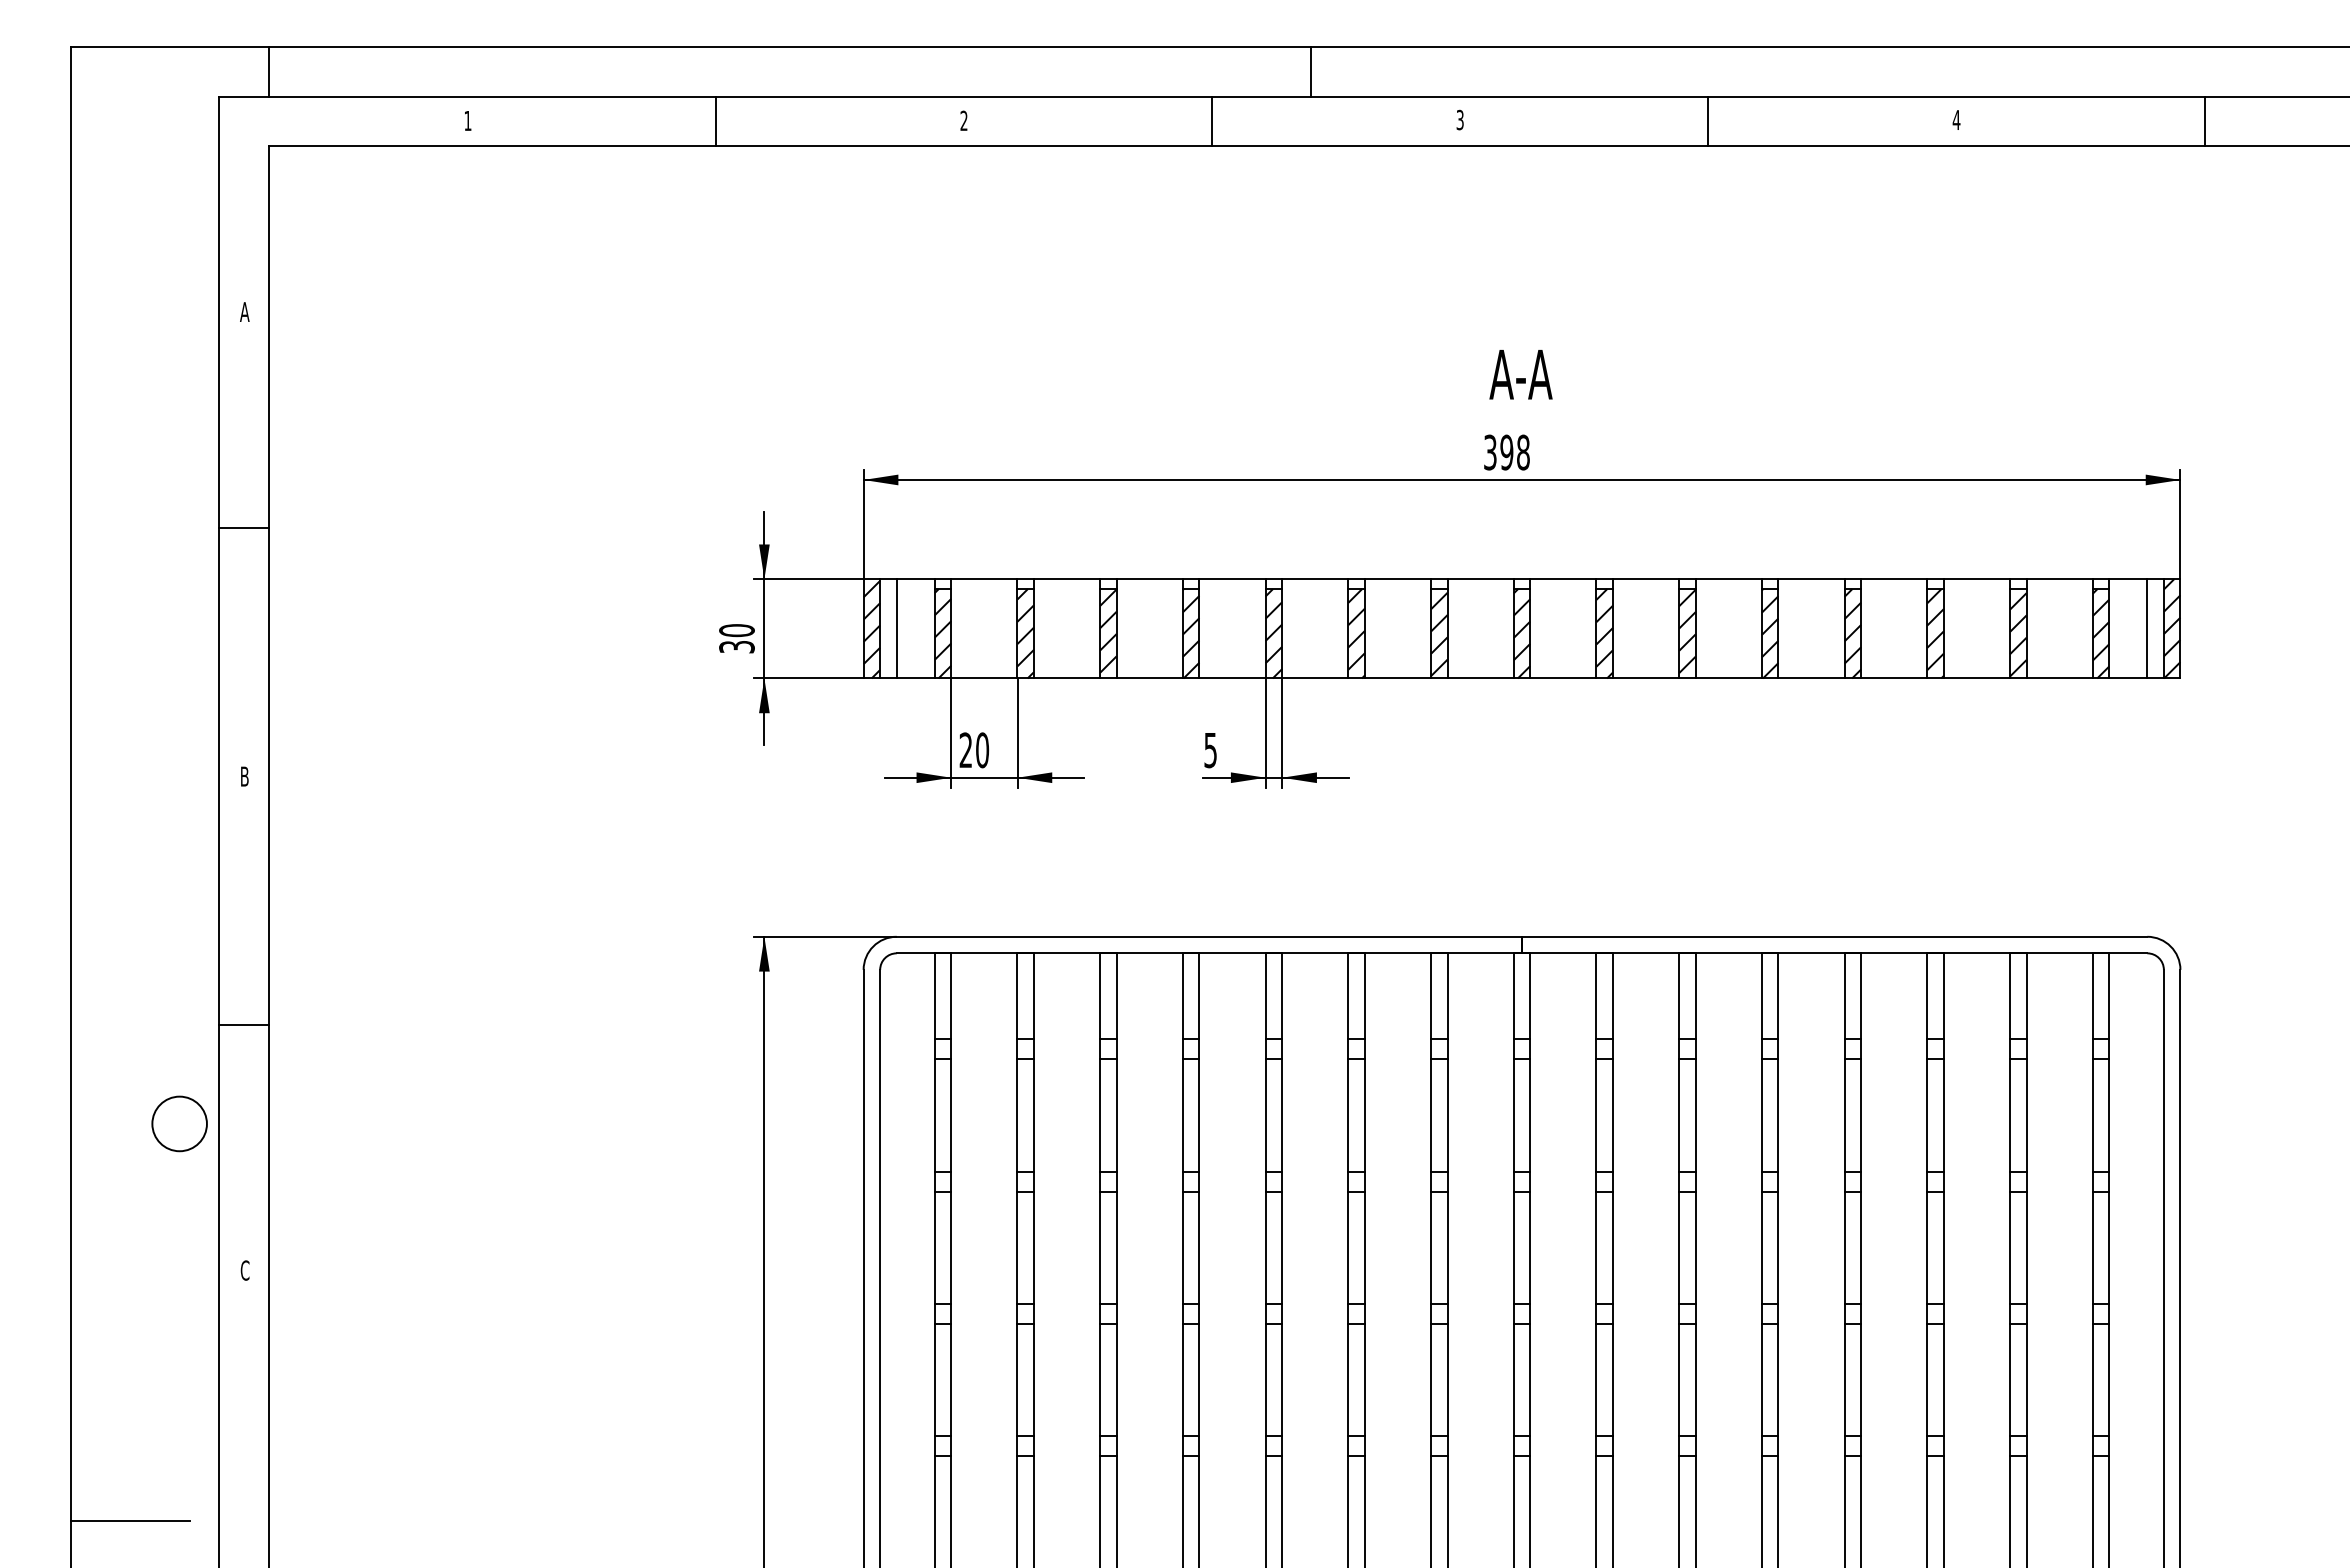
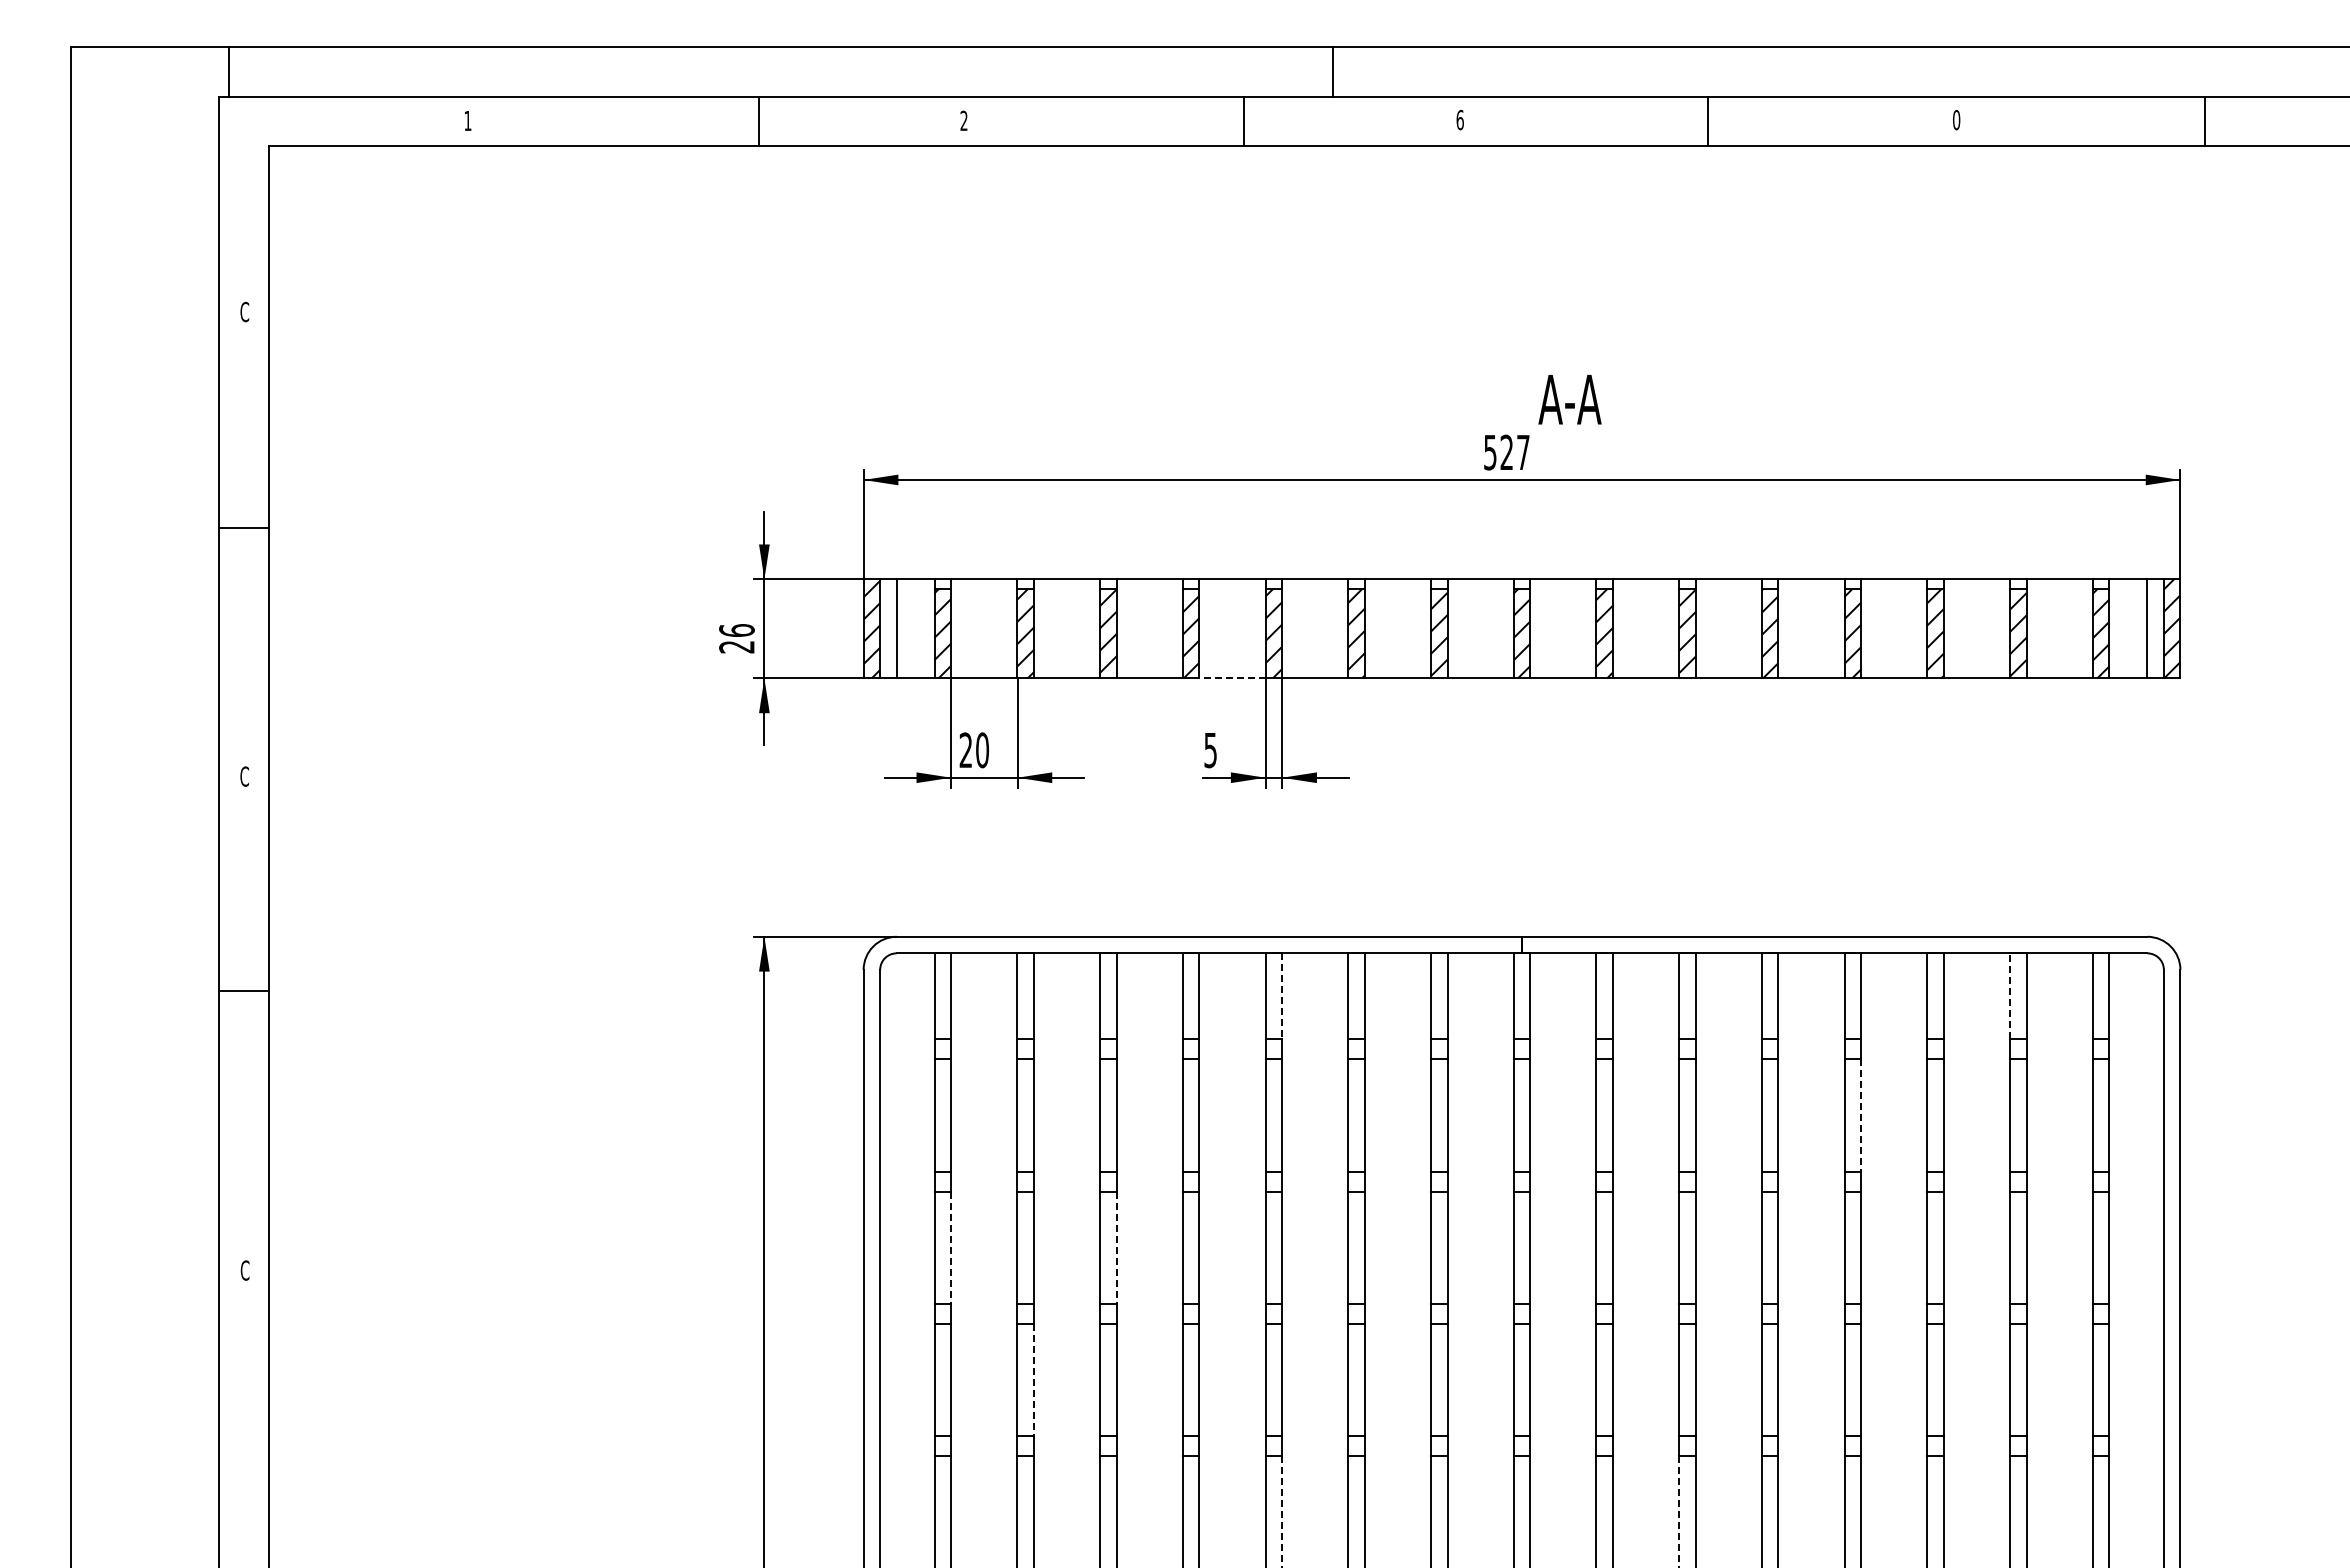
line position: (269, 71) -> (229, 71) (229, 71)
line position: (1311, 71) -> (1333, 71) (1333, 71)
text: 3 -> 6 (1459, 119)
text: 4 -> 0 (1956, 119)
line position: (715, 121) -> (758, 121) (758, 121)
line position: (1211, 121) -> (1243, 121) (1243, 121)
text: A -> C (244, 311)
text position: (1520, 374) -> (1569, 399) (1569, 399)
text: 398 -> 527 (1506, 452)
text: 30 -> 26 (736, 638)
line: solid -> dashed (1232, 678)
text: B -> C (244, 776)
line: solid -> dashed (2010, 995)
line: solid -> dashed (1282, 996)
line position: (244, 1024) -> (244, 990) (244, 990)
line: solid -> dashed (1861, 1115)
circle: present -> none (179, 1123)
line: solid -> dashed (951, 1248)
line: solid -> dashed (1116, 1248)
line: solid -> dashed (1034, 1380)
line: solid -> dashed (1282, 1511)
line: solid -> dashed (1679, 1511)
line: present -> none (129, 1520)
